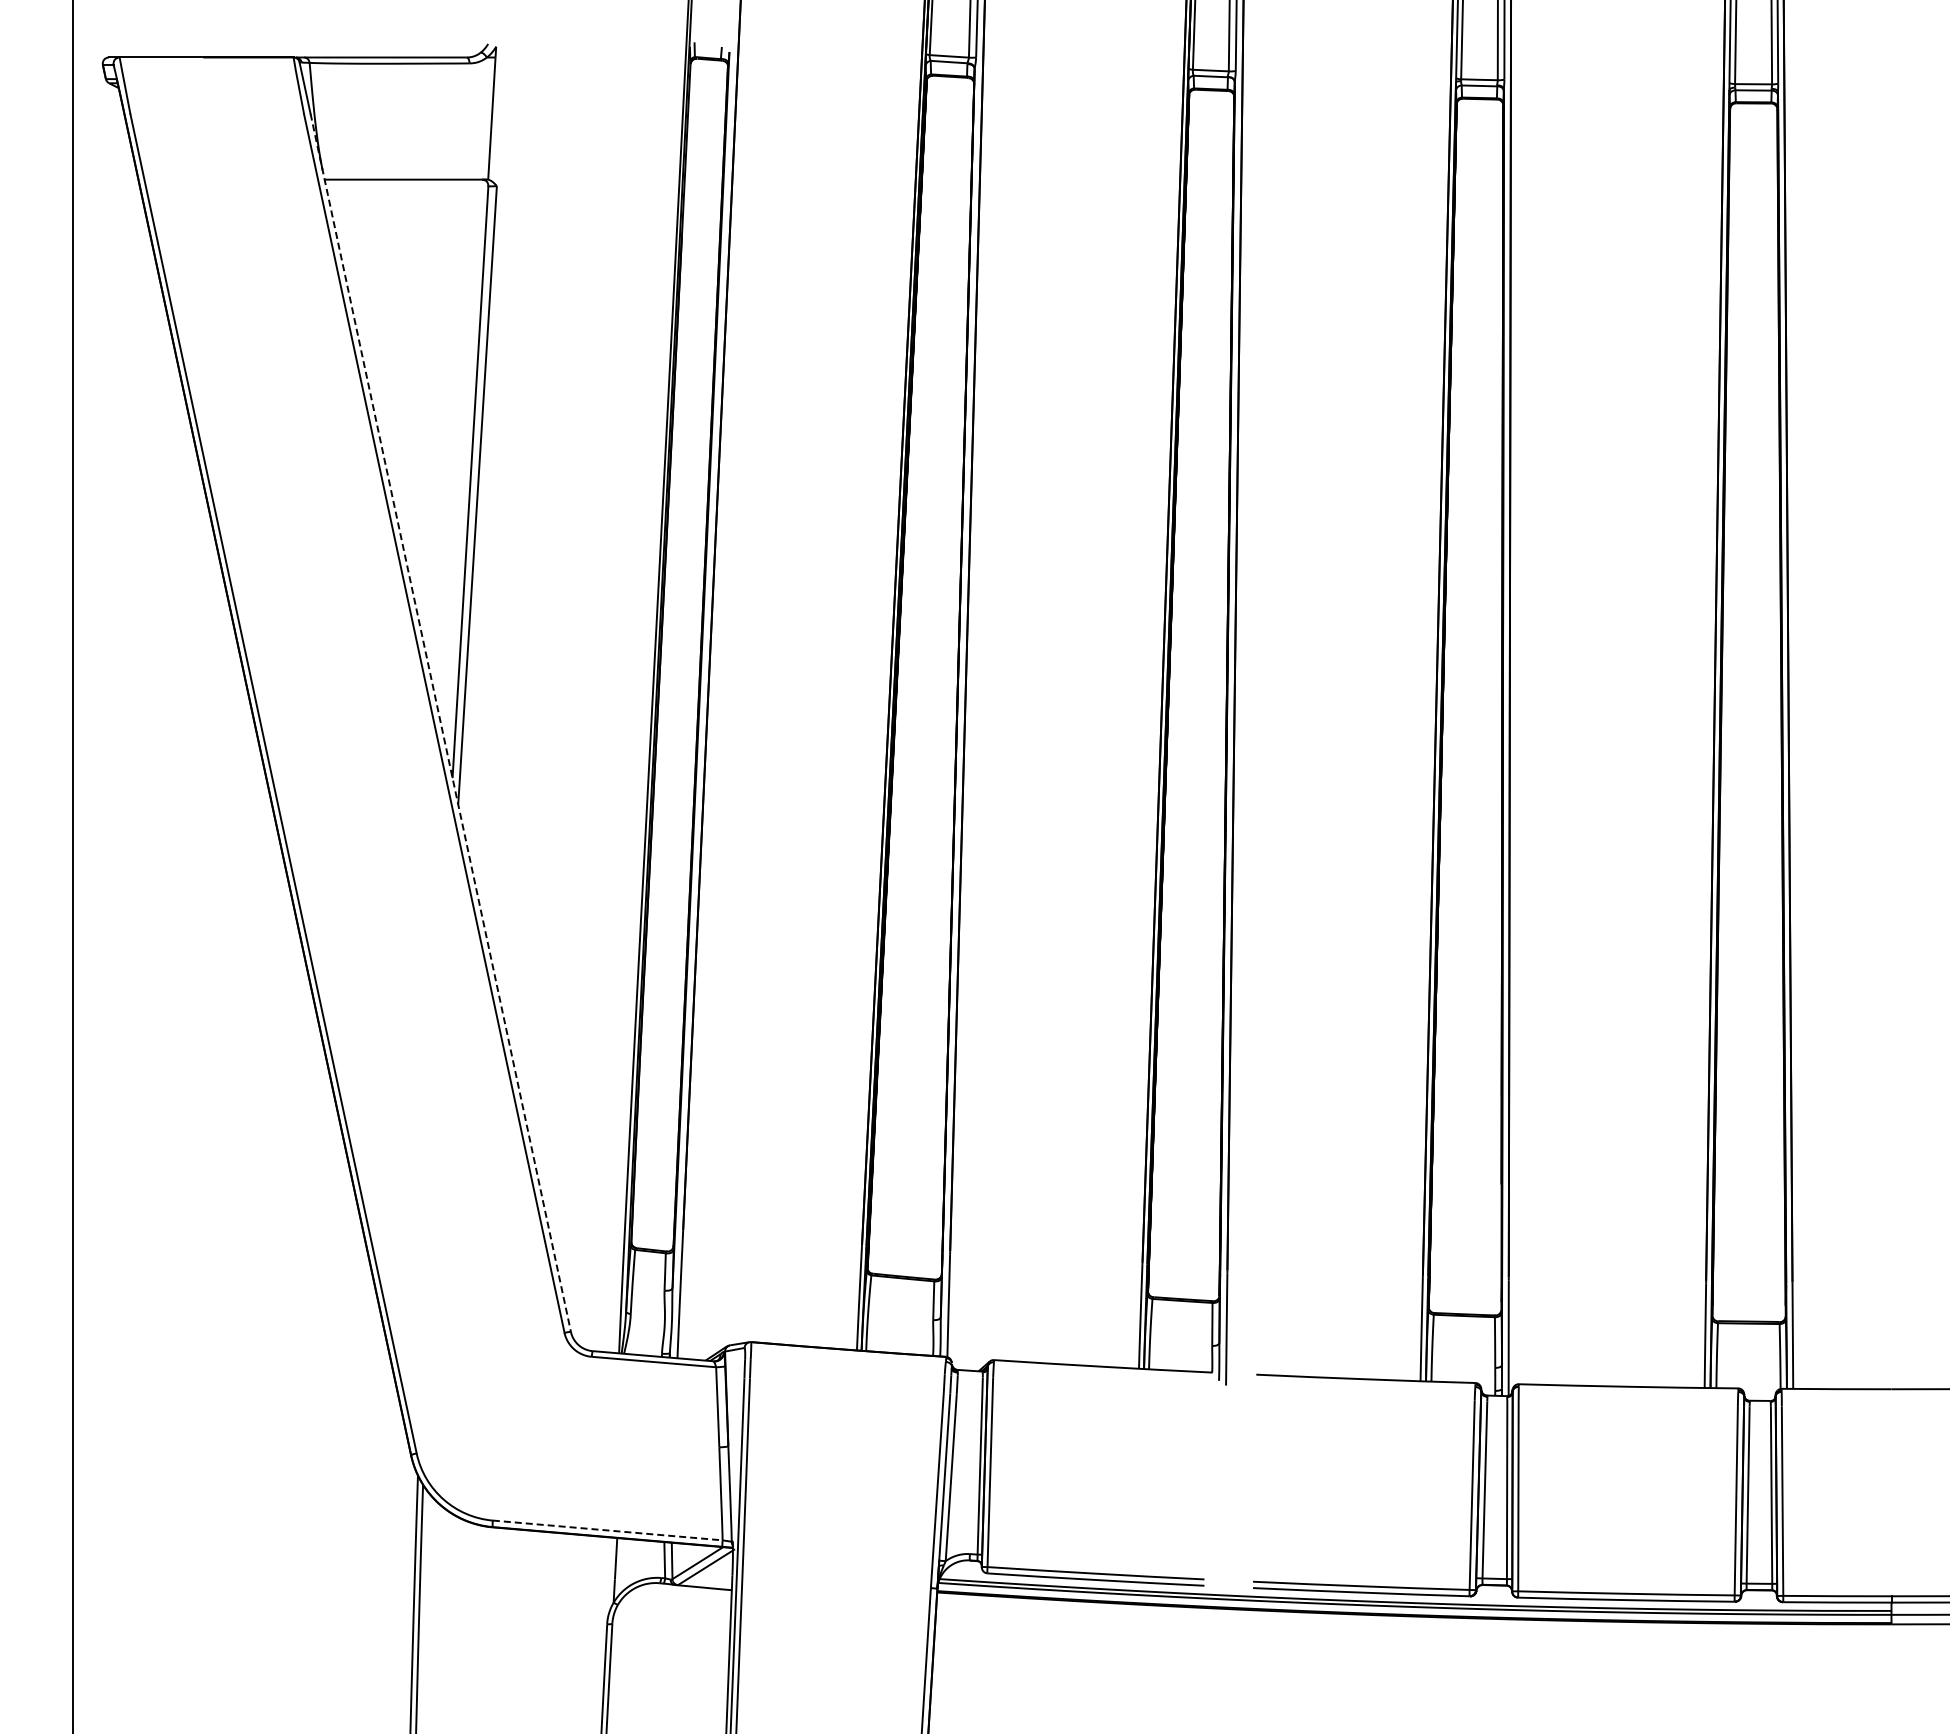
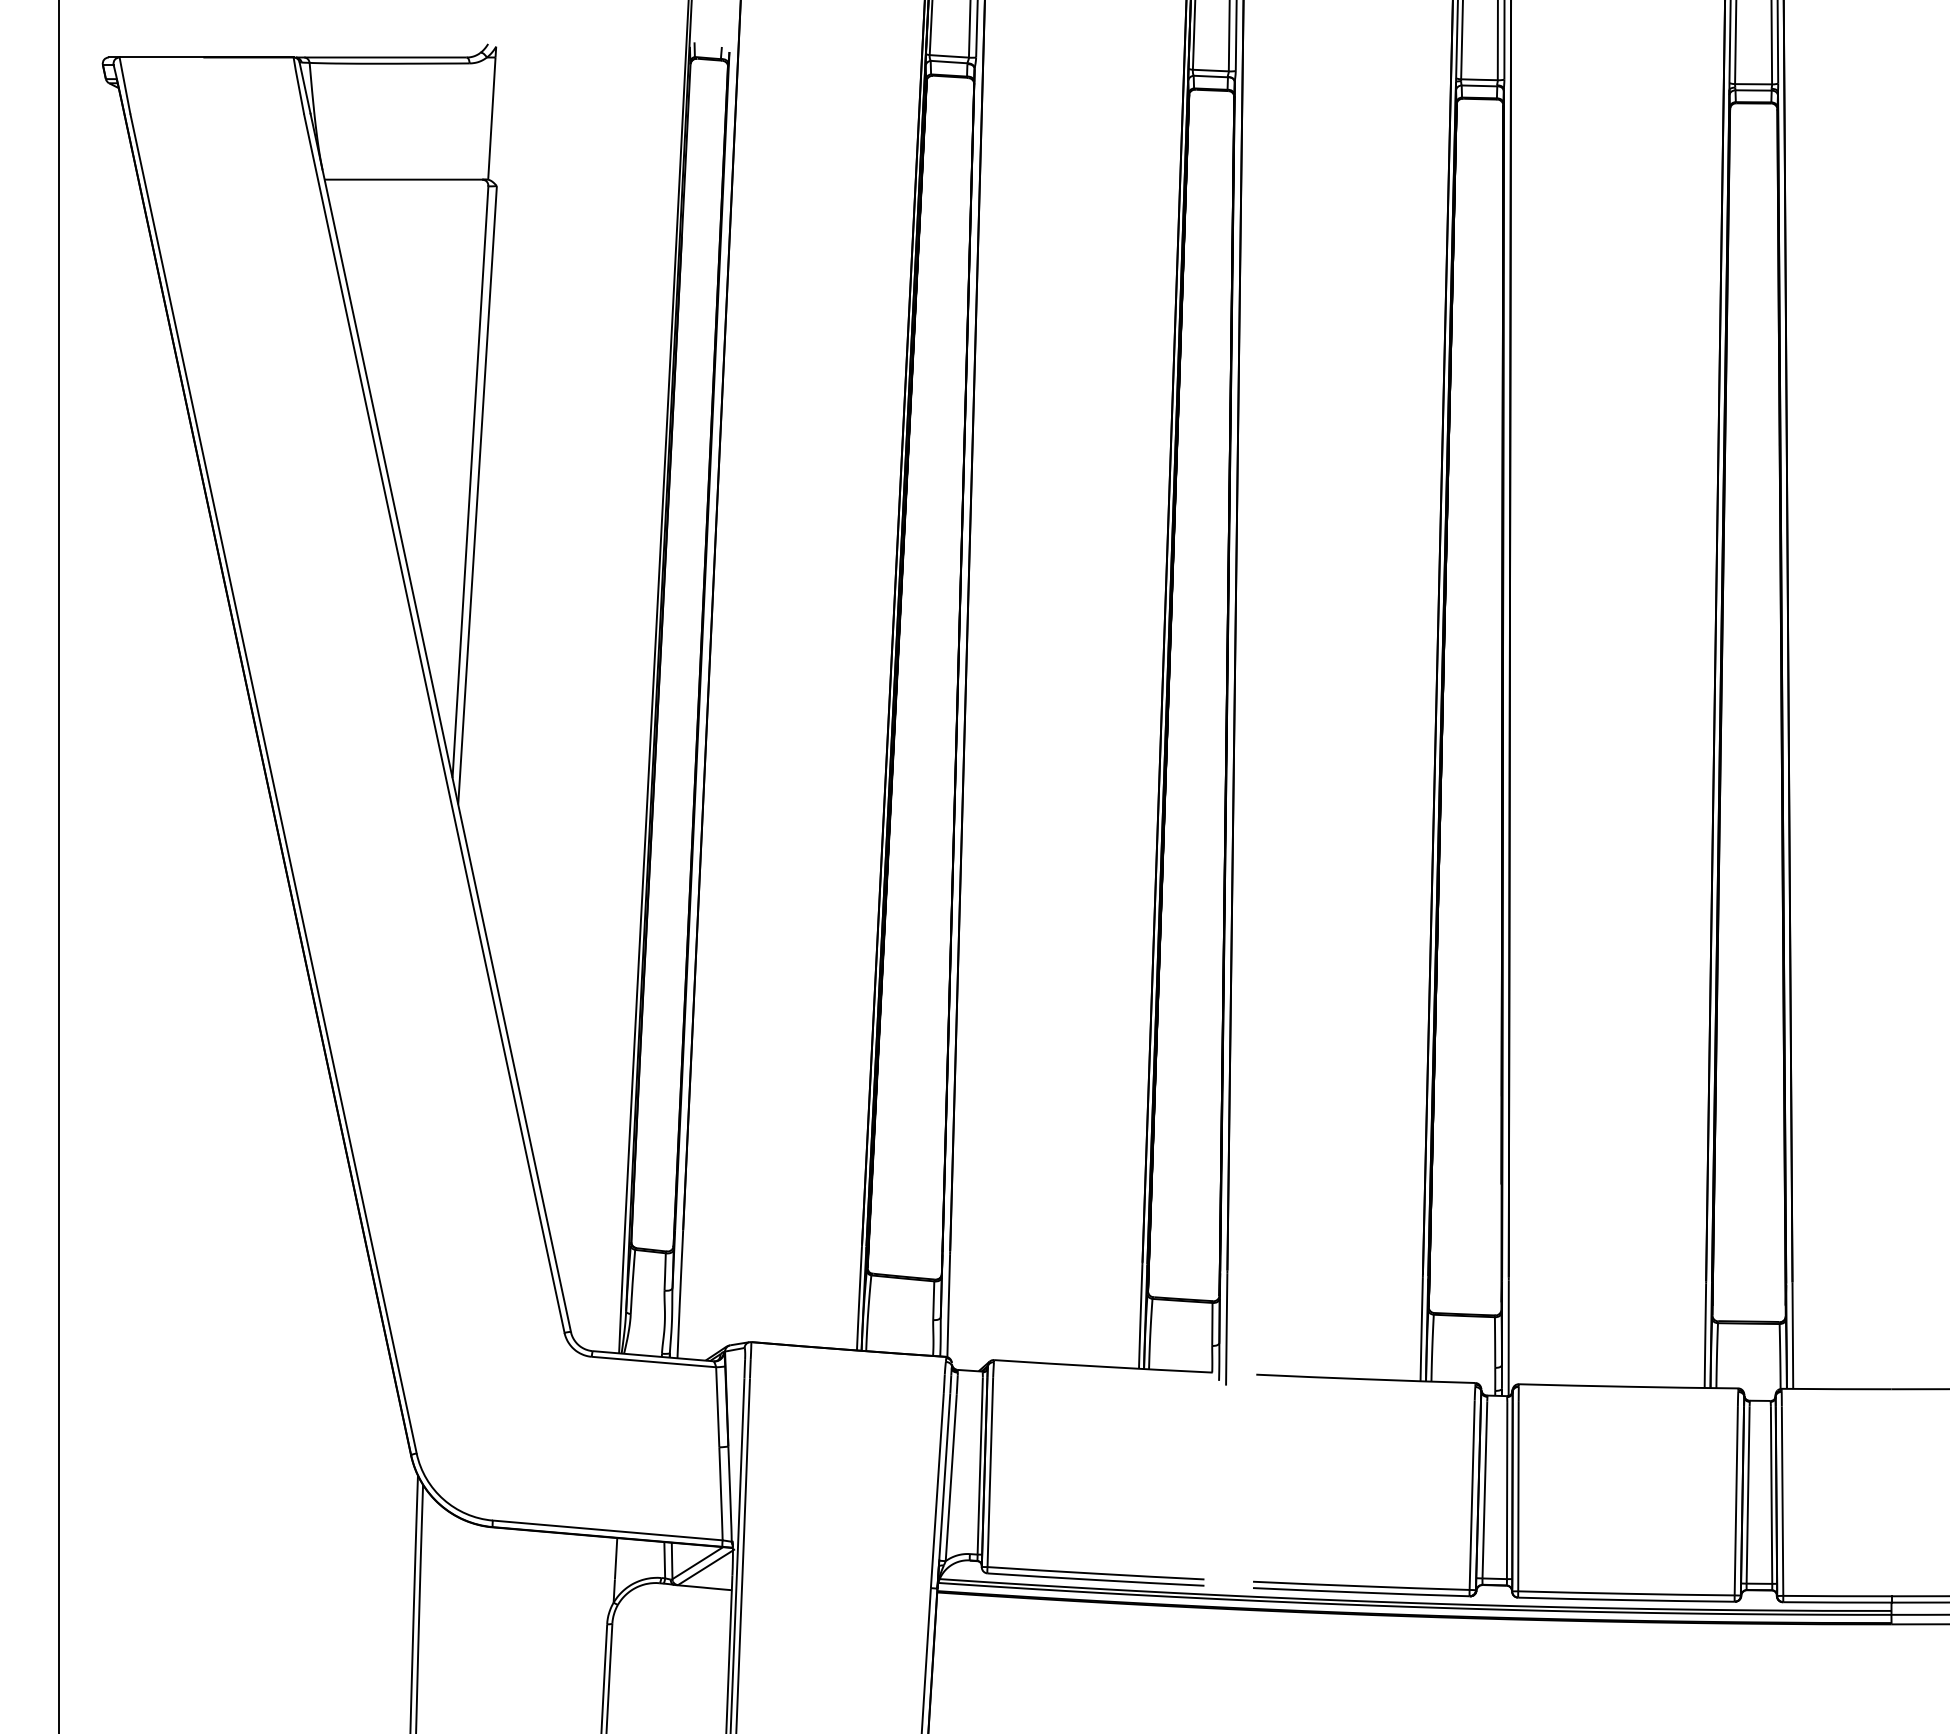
line: dashed -> solid (440, 722)
line position: (72, 866) -> (58, 866) (58, 866)
line: dashed -> solid (608, 1530)
